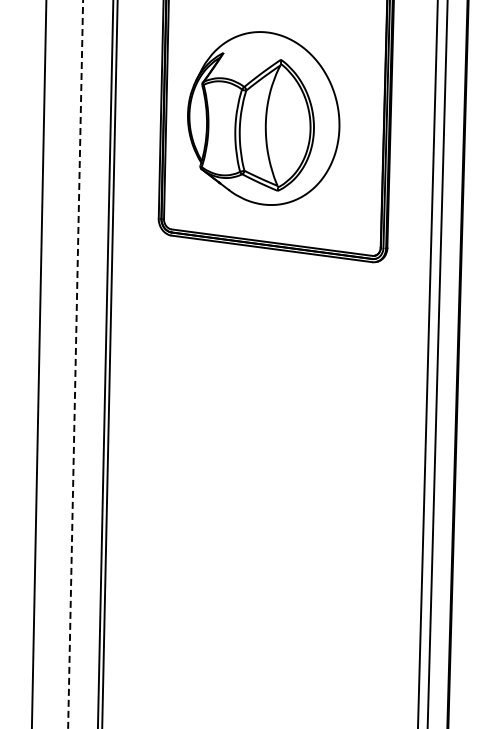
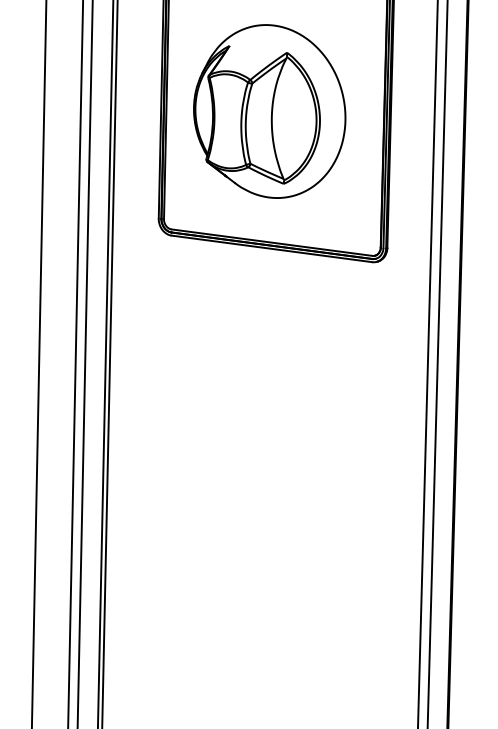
part position: (263, 118) -> (269, 111) (269, 111)
line: none -> present (84, 363)
line: dashed -> solid (75, 364)
